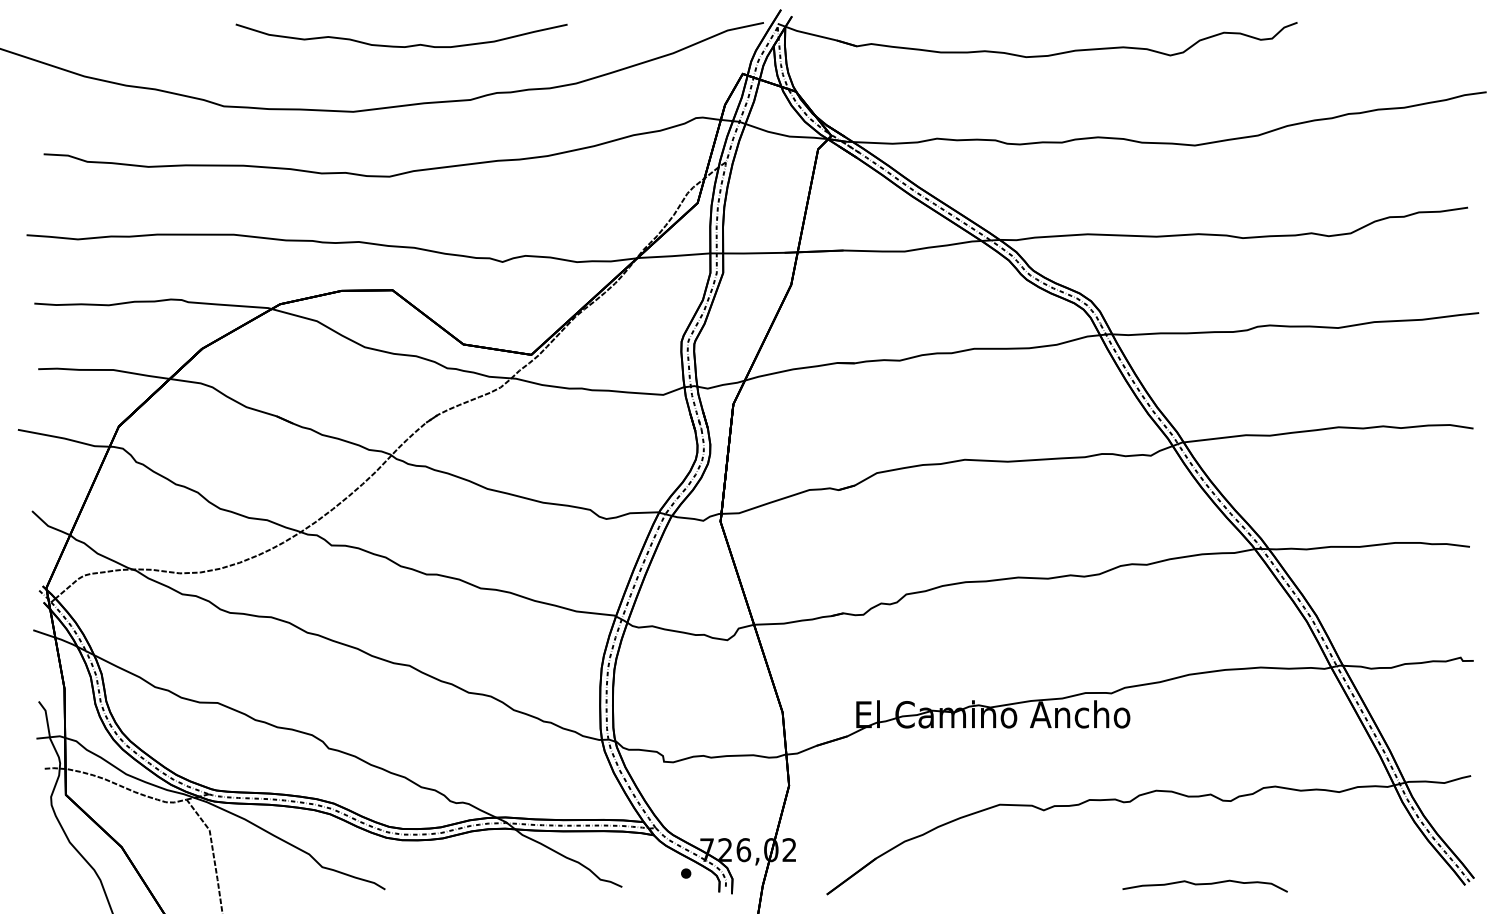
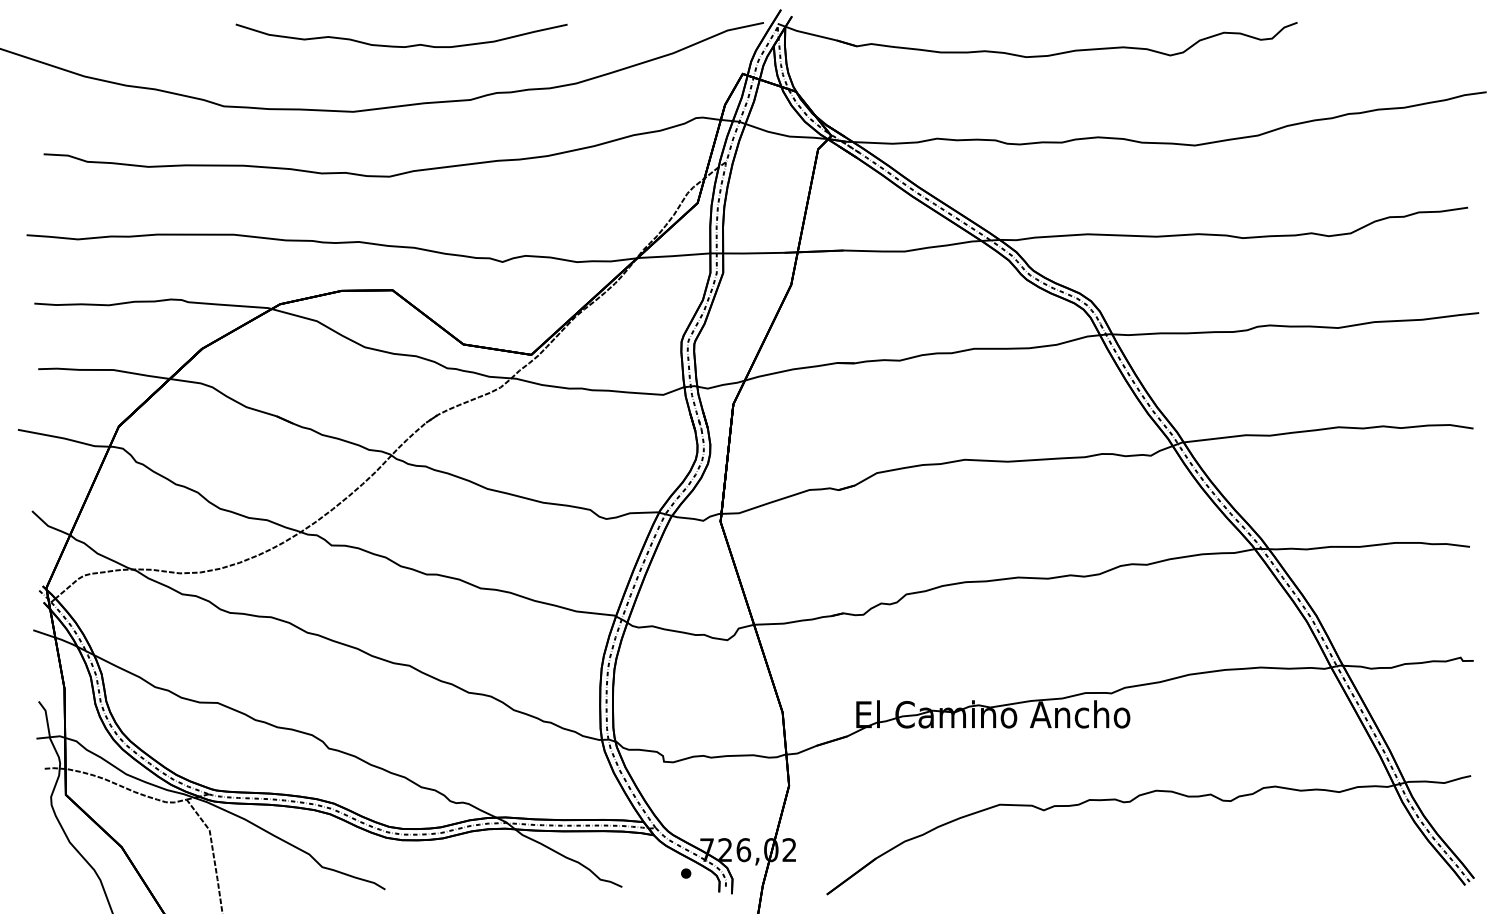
curve: present -> none (1204, 884)
